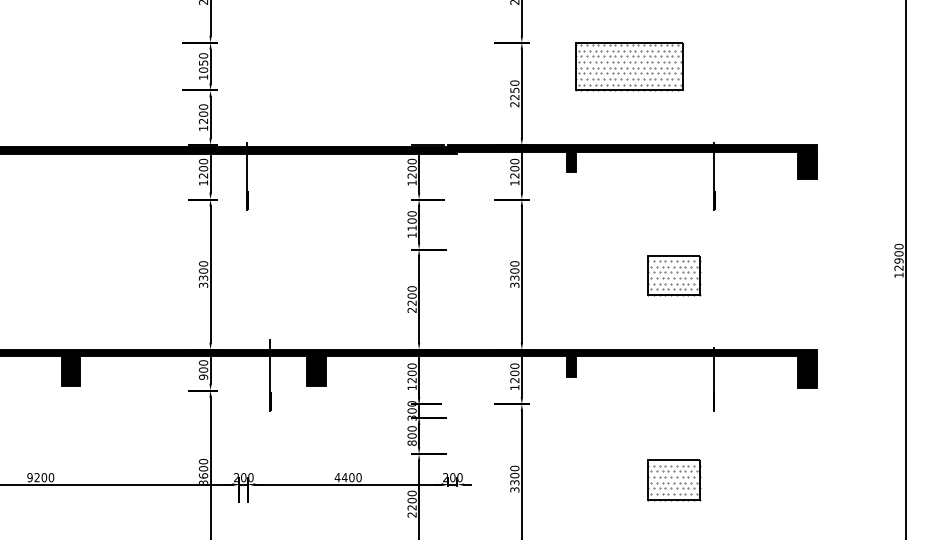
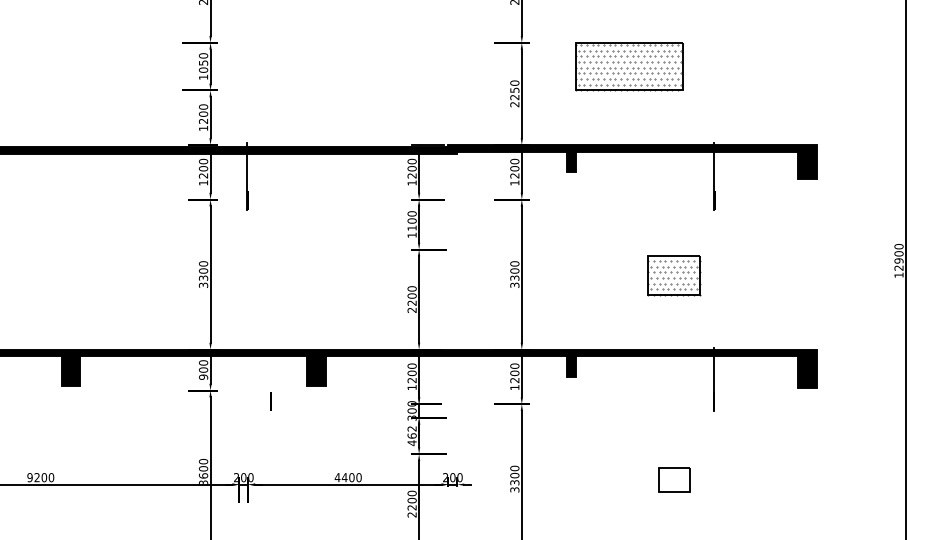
line: present -> none (269, 375)
text: 800 -> 462 (411, 436)
part size: 55x43 px -> 33x26 px (674, 479)
